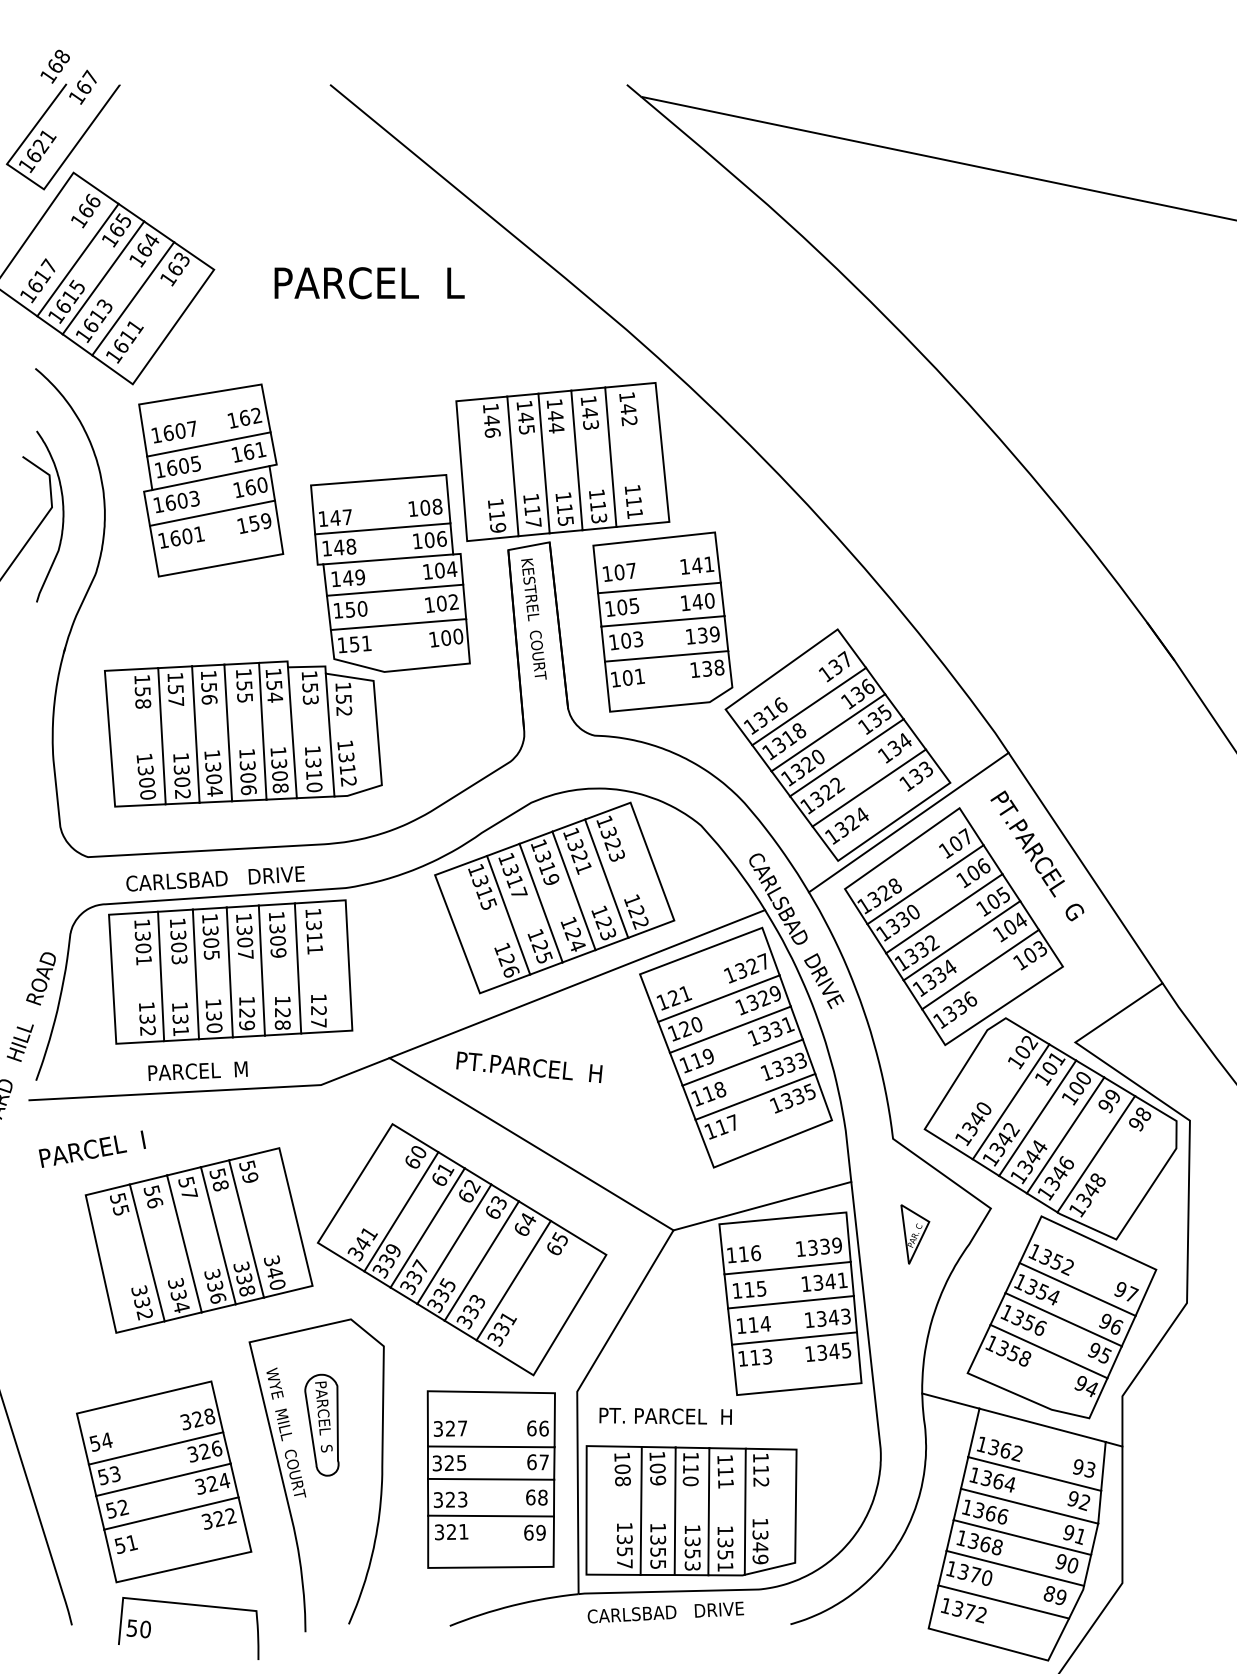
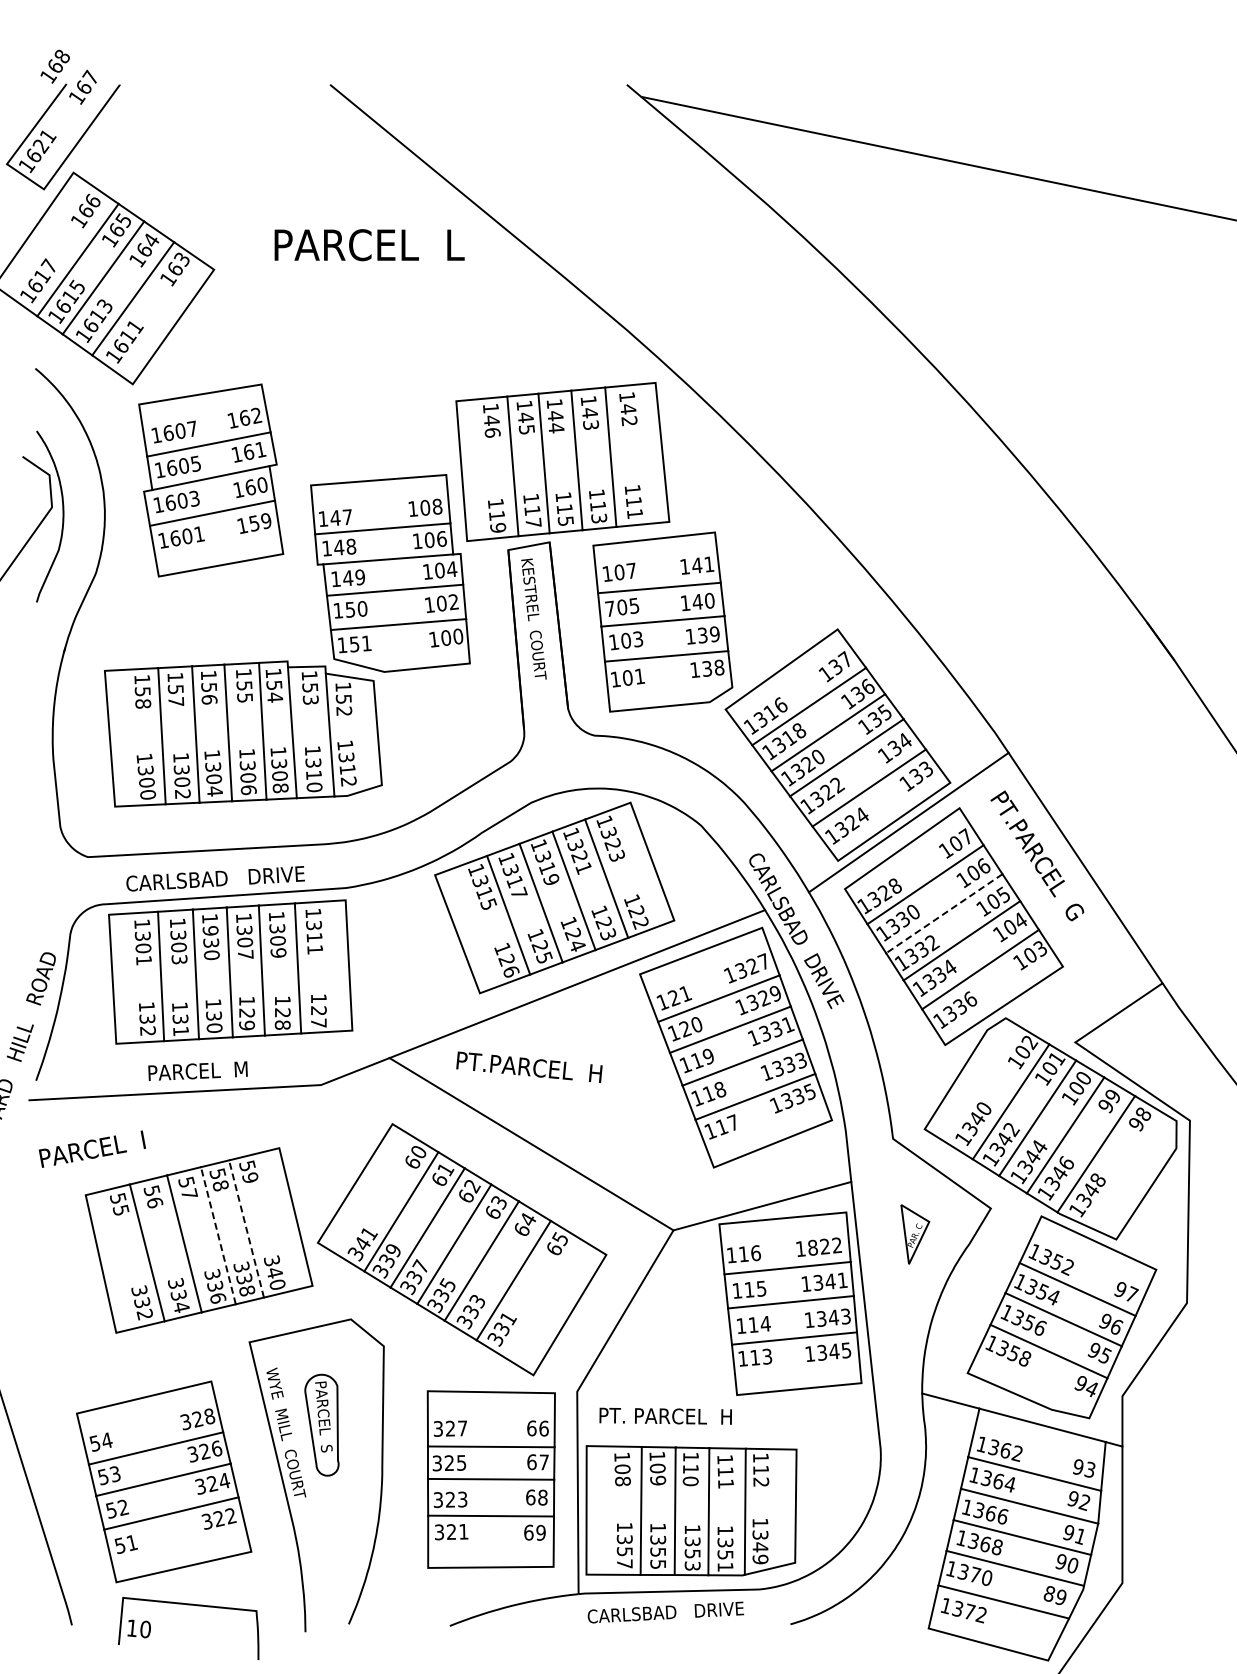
text position: (369, 283) -> (369, 245) (369, 245)
text: 105 -> 705 (610, 608)
line: solid -> dashed (943, 914)
text: 1305 -> 1930 (211, 943)
line: solid -> dashed (246, 1229)
line: solid -> dashed (218, 1235)
text: 1339 -> 1822 (825, 1246)
text: 50 -> 10 (131, 1628)
